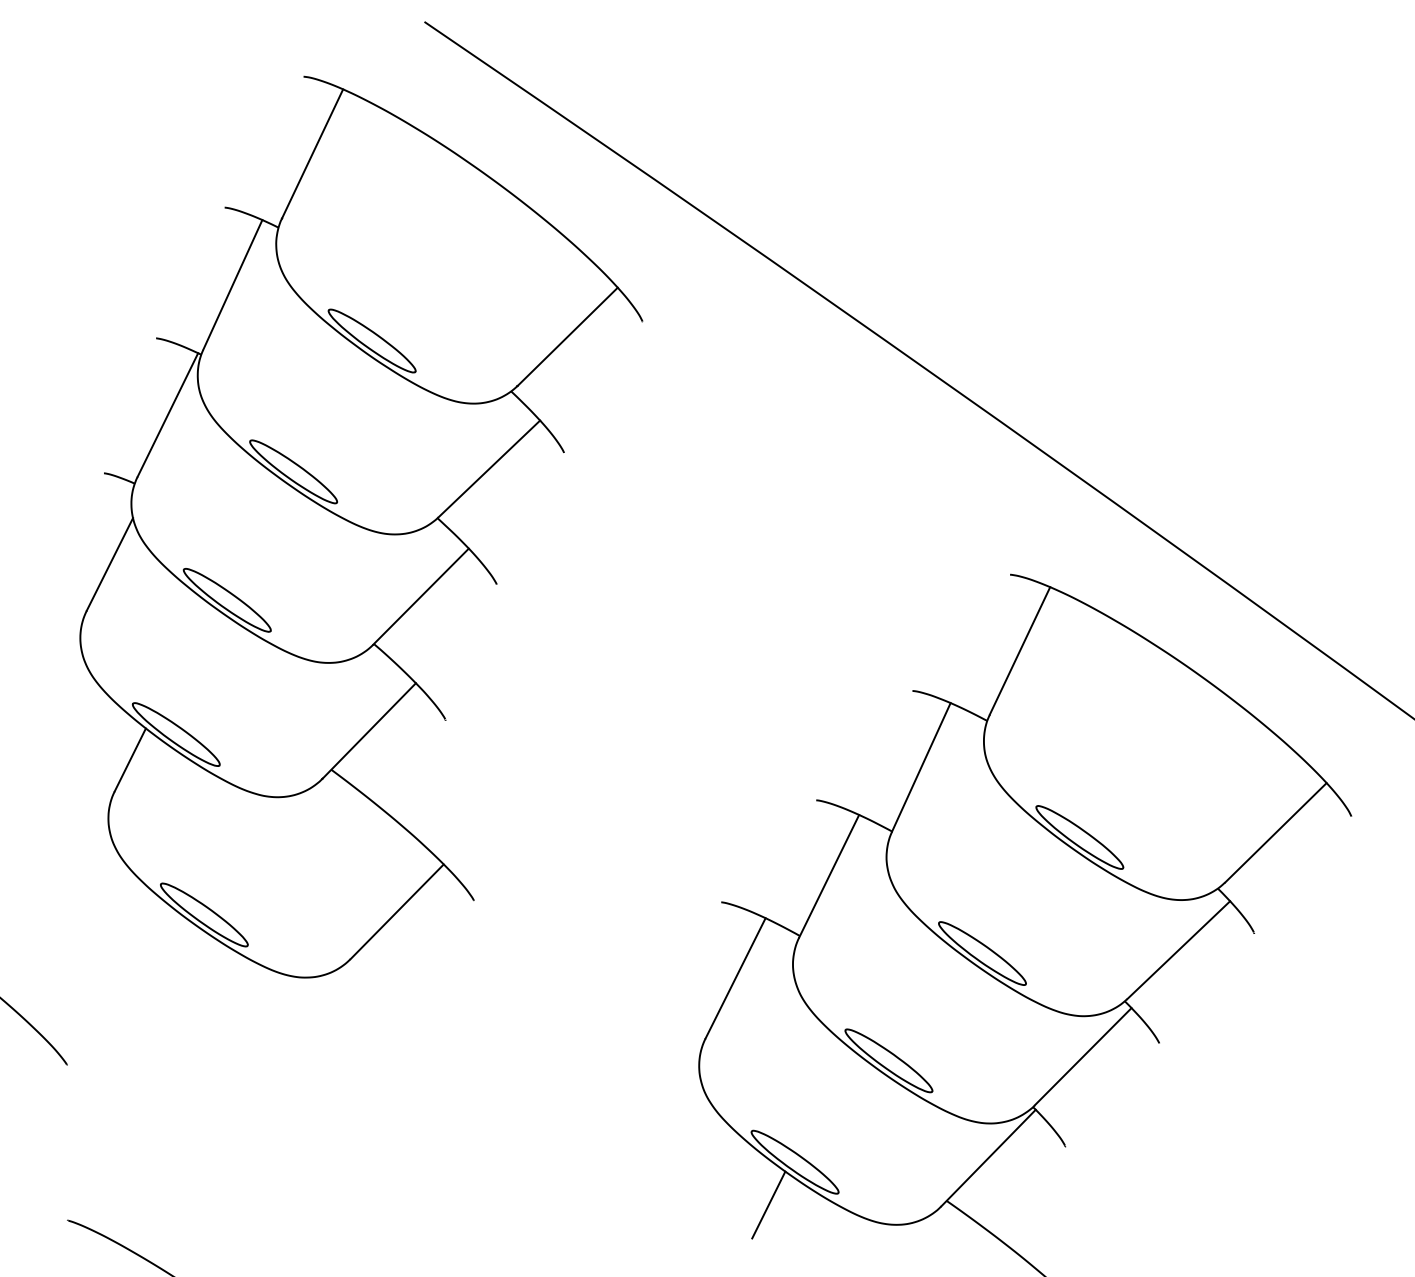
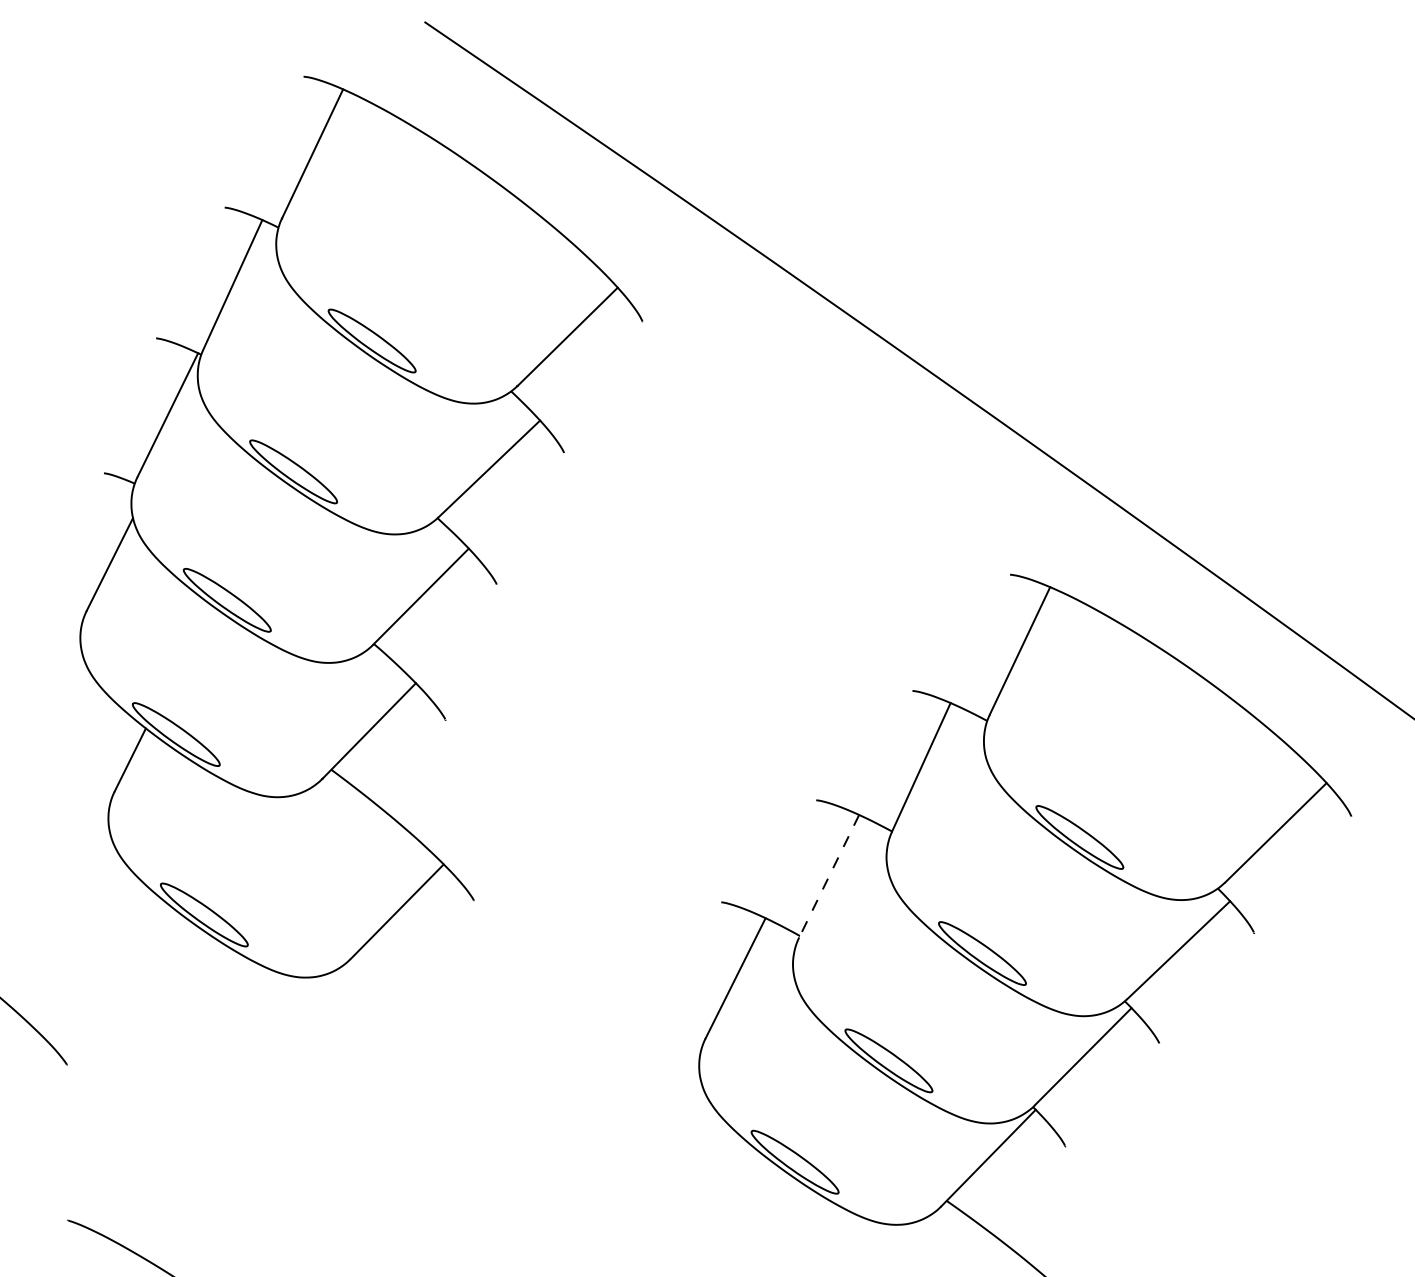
line: solid -> dashed (829, 876)
line: present -> none (768, 1204)
